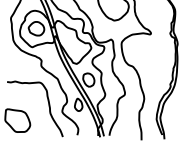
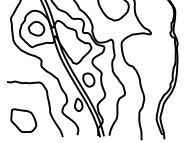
part position: (17, 120) -> (23, 120) (23, 120)
